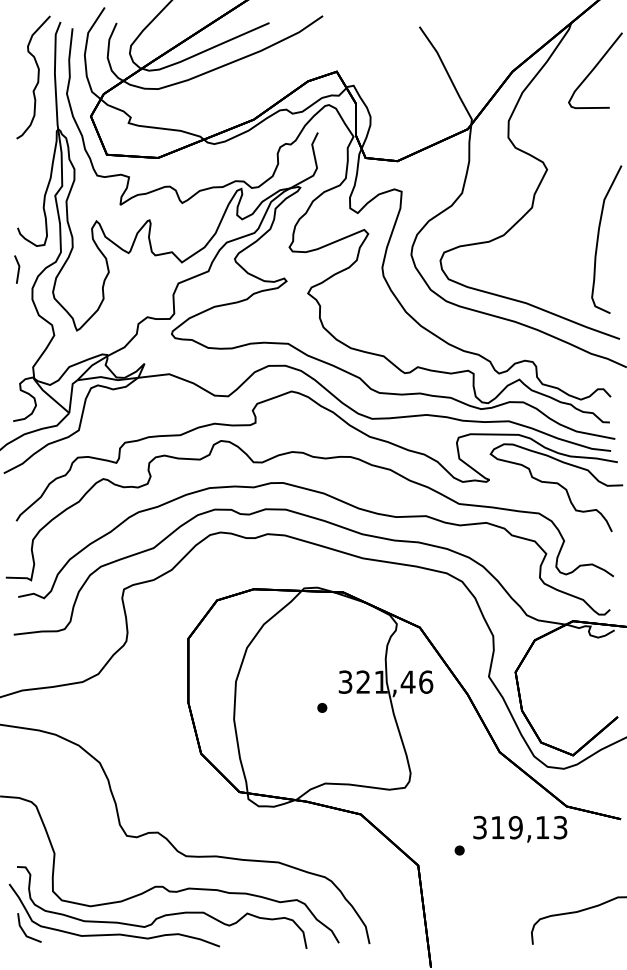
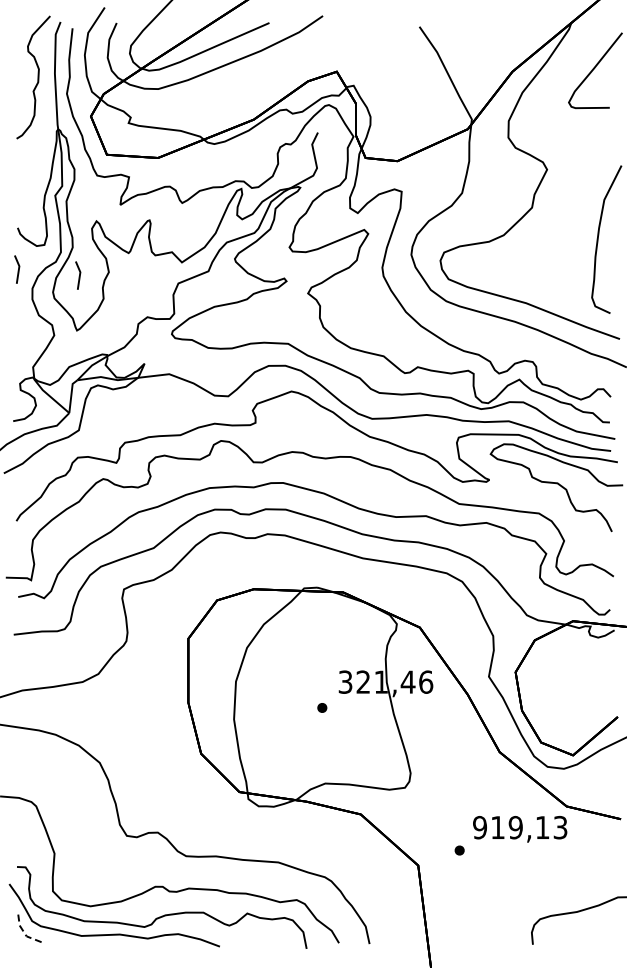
line: none -> present (79, 275)
text: 319,13 -> 919,13 (479, 827)
line: solid -> dashed (23, 932)
